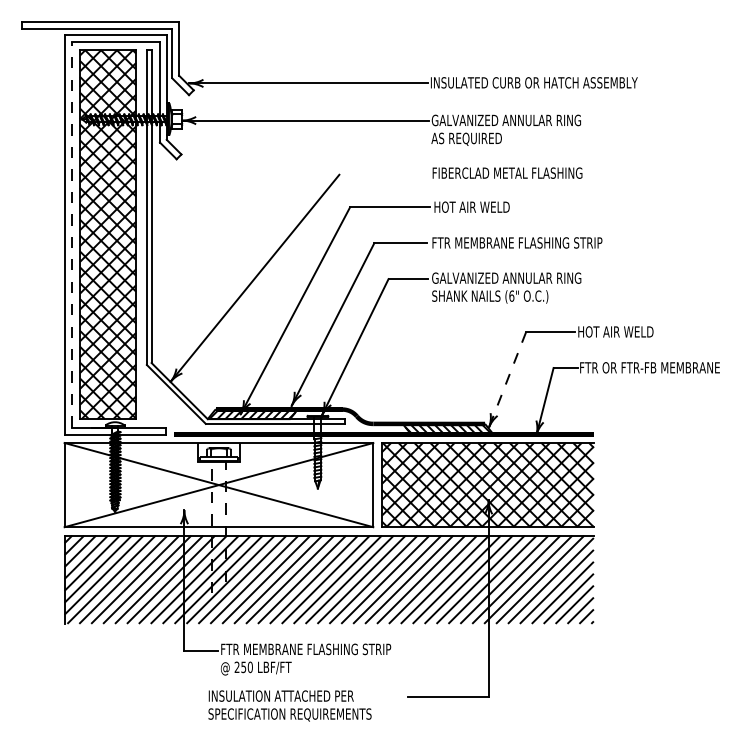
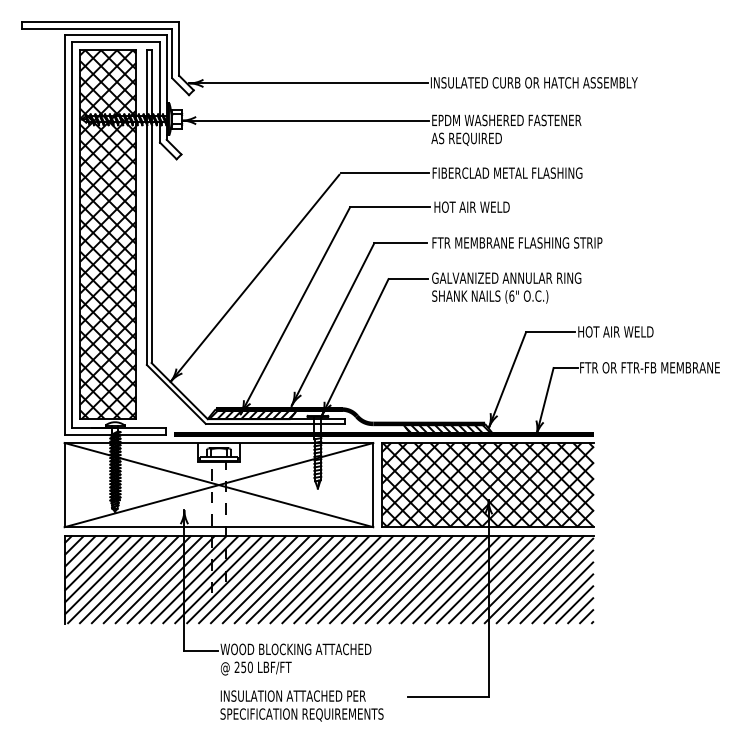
text: GALVANIZED ANNULAR RING -> EPDM WASHERED FASTENER (506, 120)
line: none -> present (384, 173)
line: dashed -> solid (71, 234)
line: dashed -> solid (507, 380)
text: FTR MEMBRANE FLASHING STRIP -> WOOD BLOCKING ATTACHED (305, 649)
text position: (289, 705) -> (301, 705) (301, 705)
